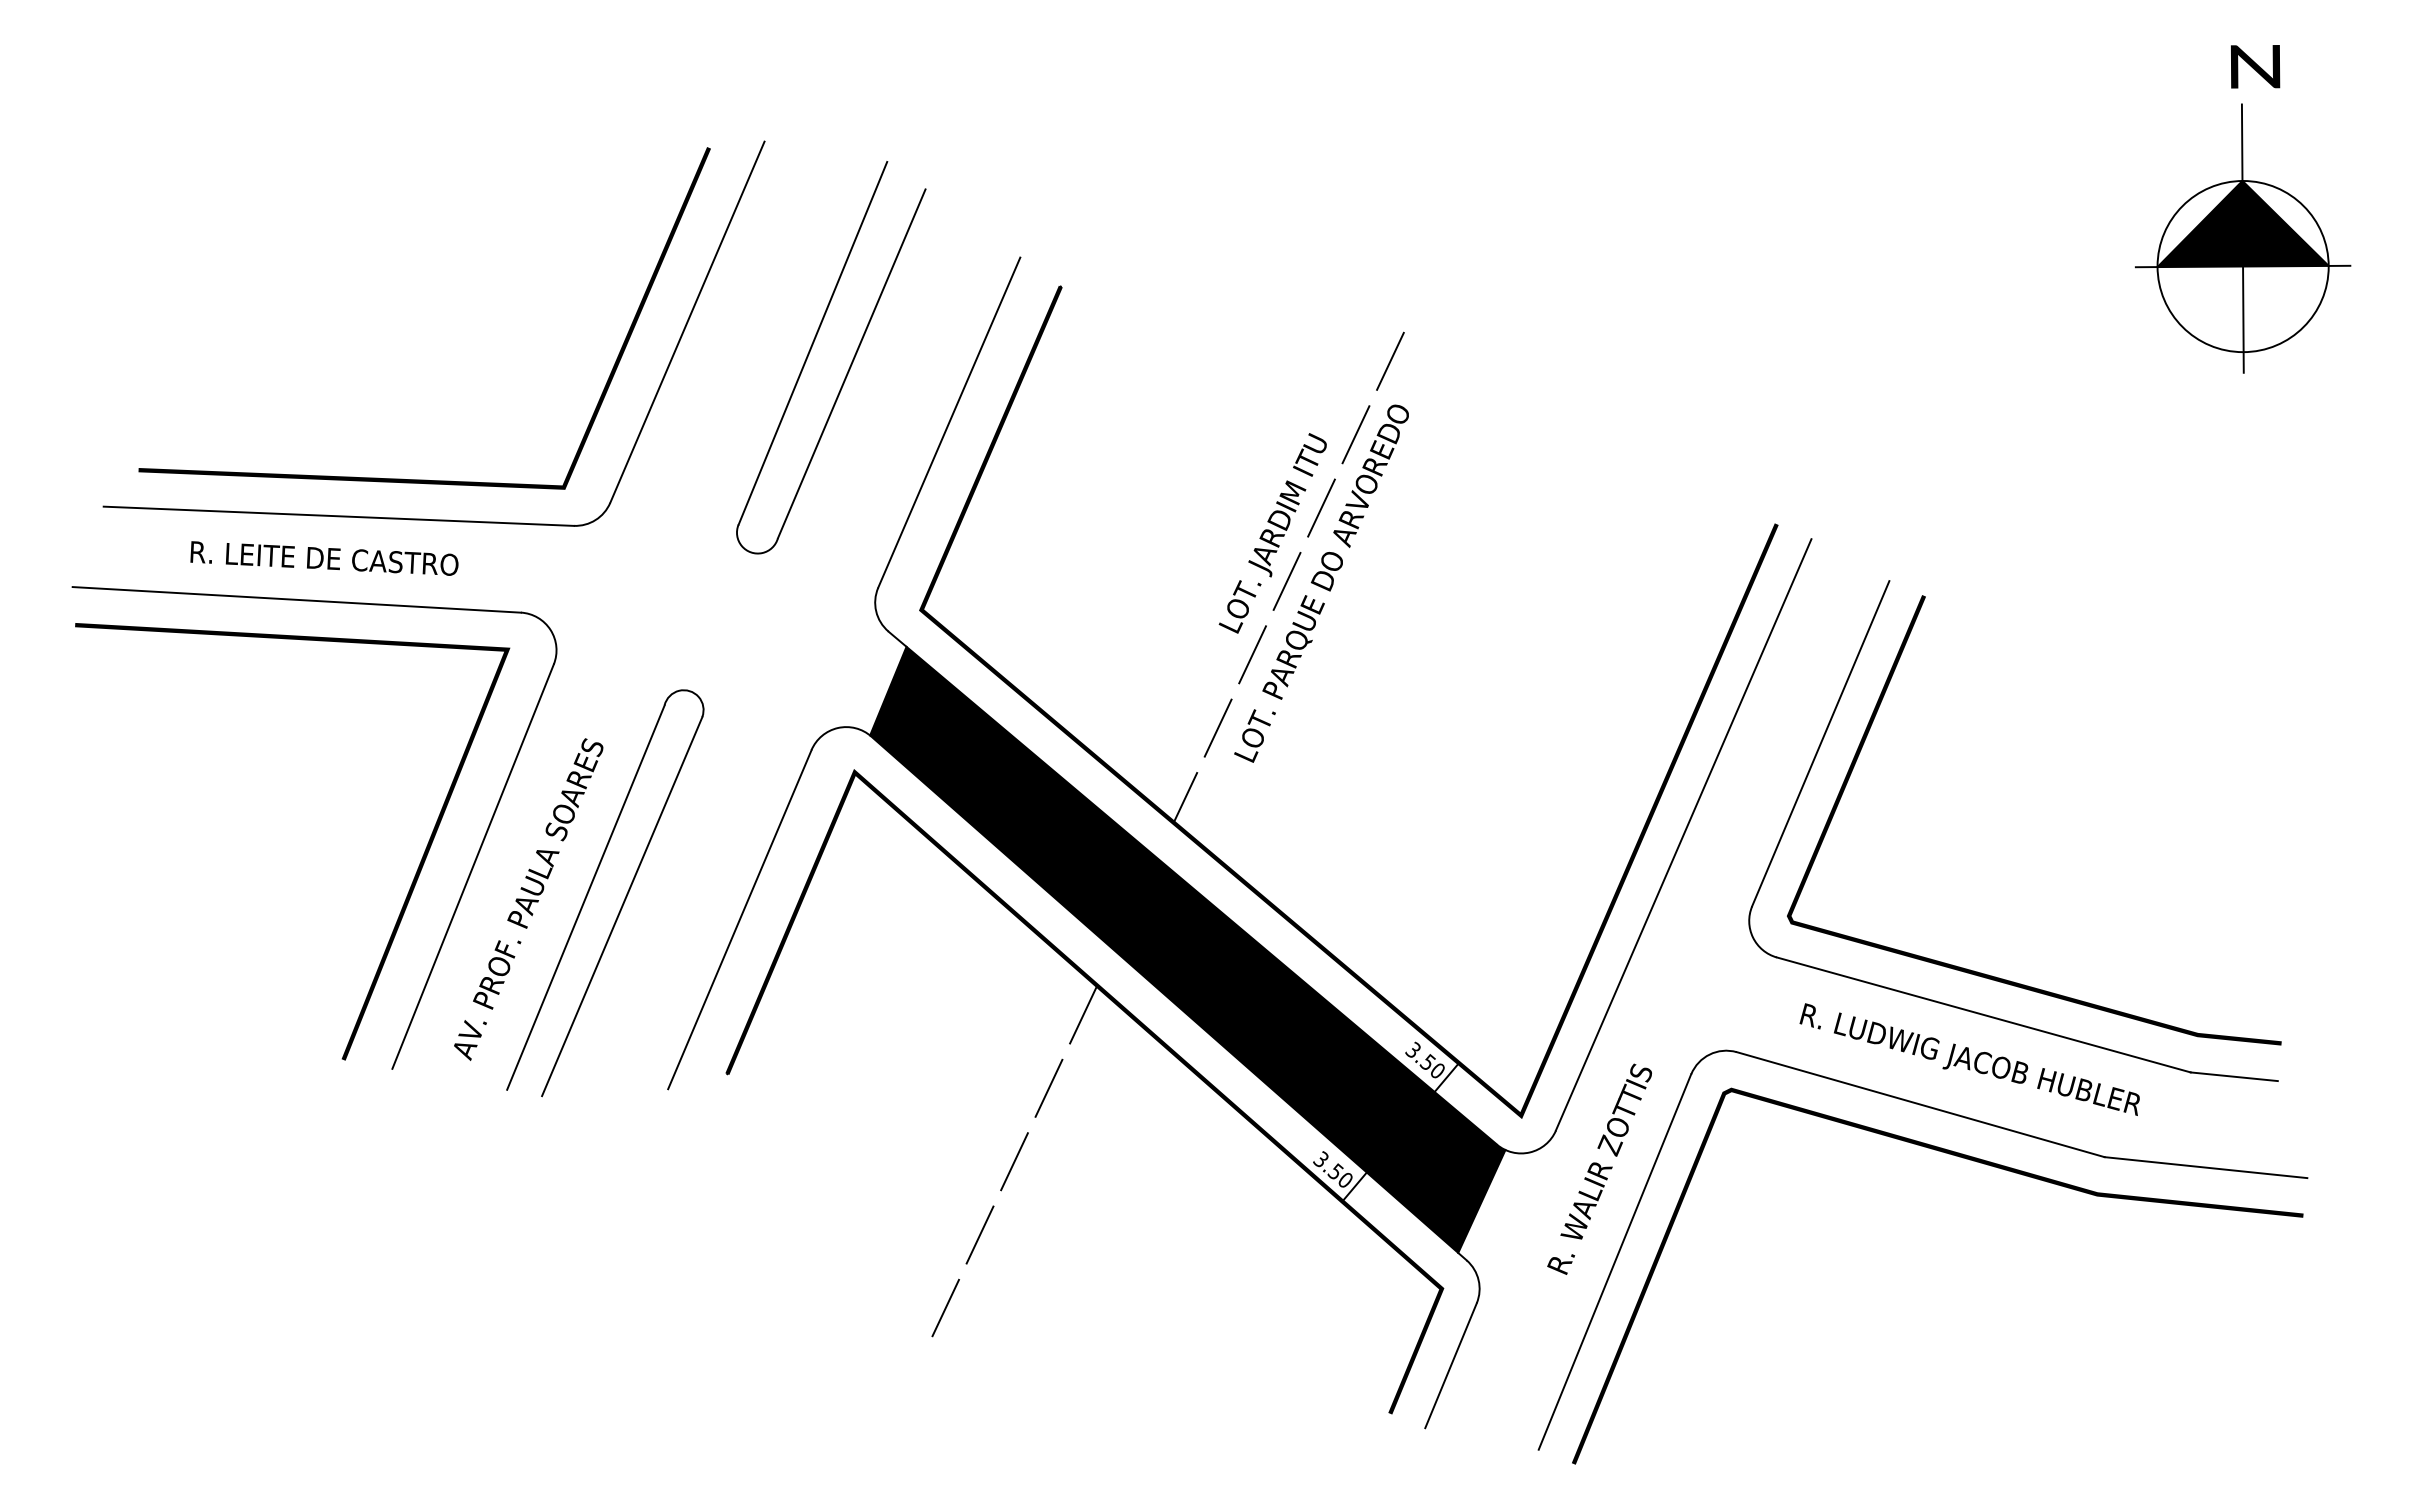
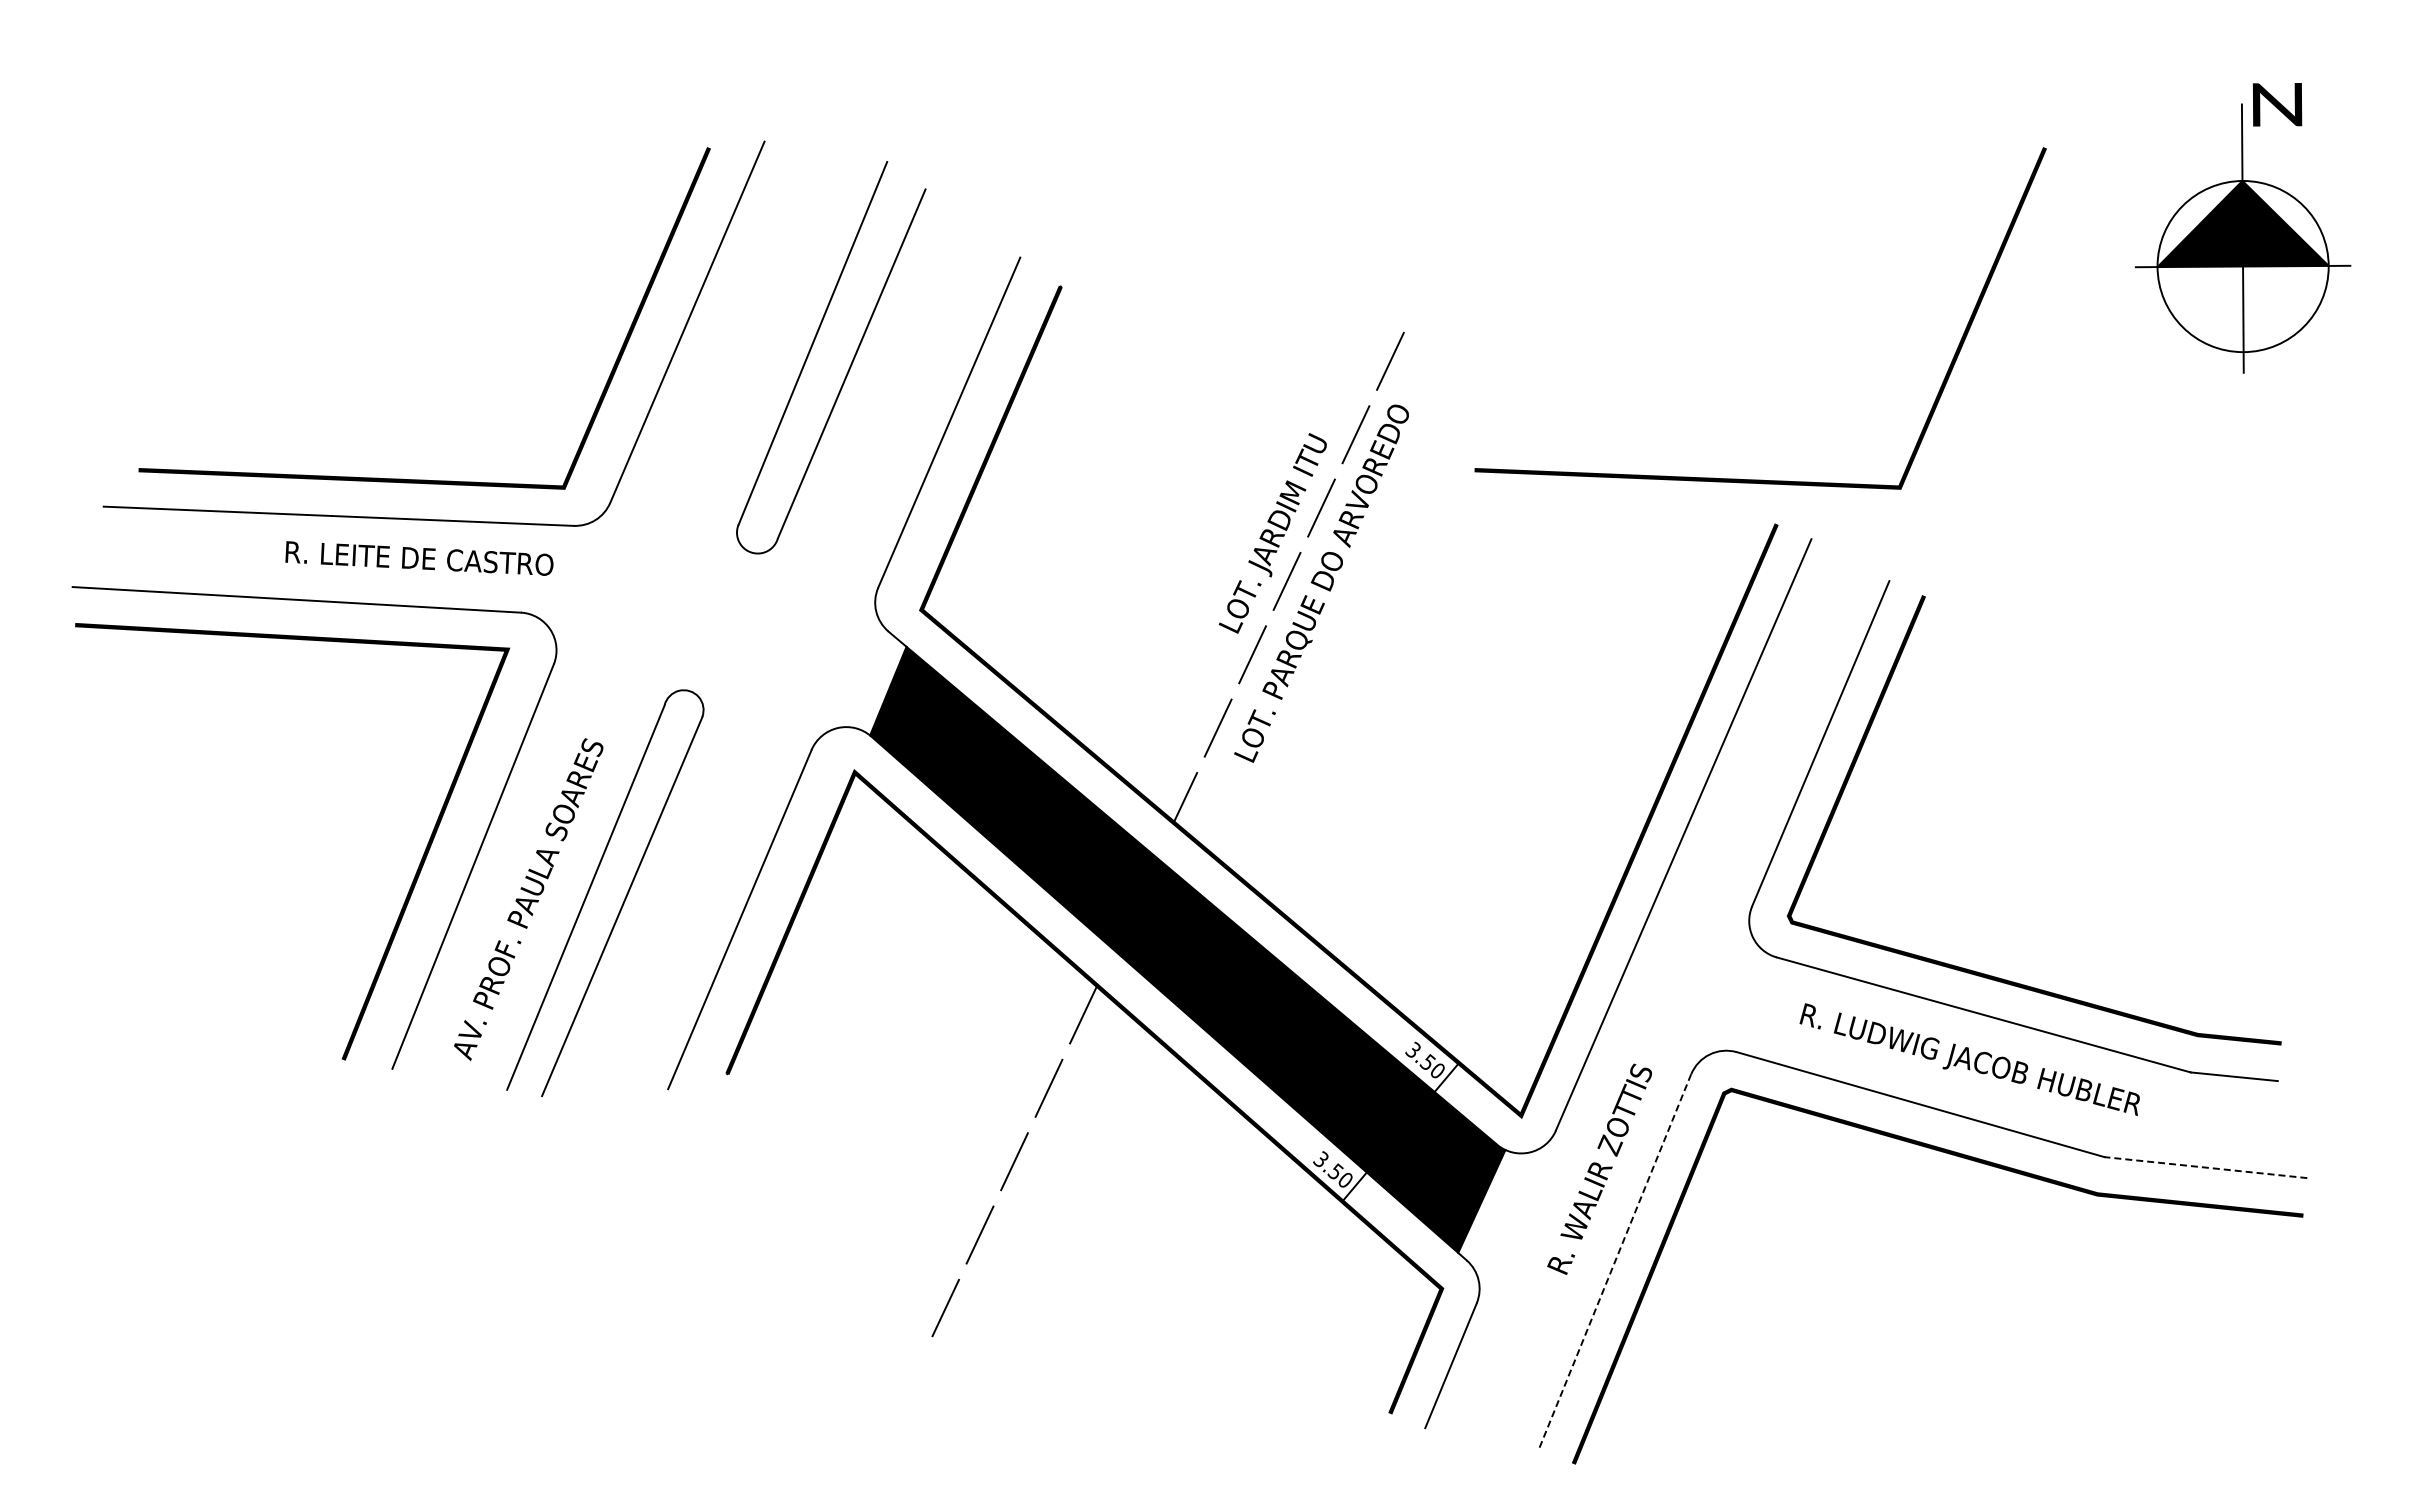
text position: (2255, 66) -> (2277, 104) (2277, 104)
line: none -> present (1760, 479)
text position: (324, 558) -> (419, 558) (419, 558)
line: solid -> dashed (2205, 1167)
line: solid -> dashed (1614, 1262)
